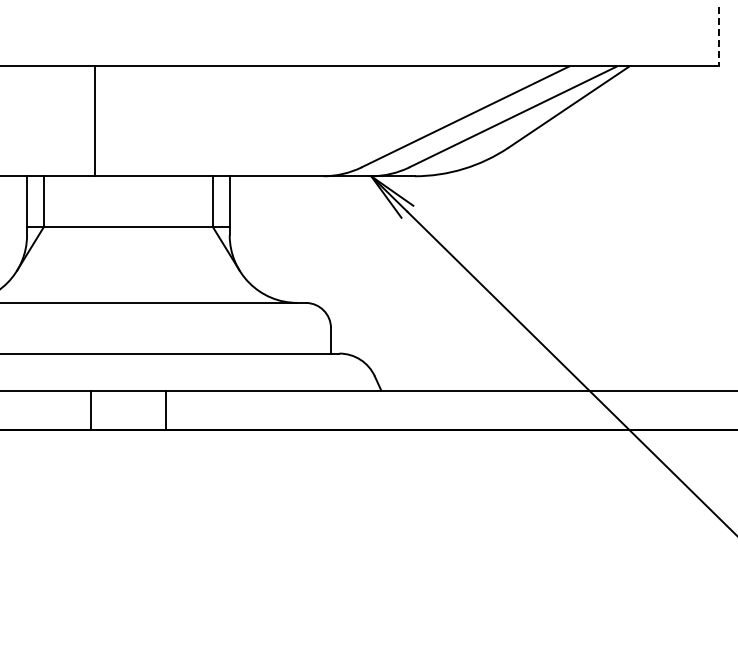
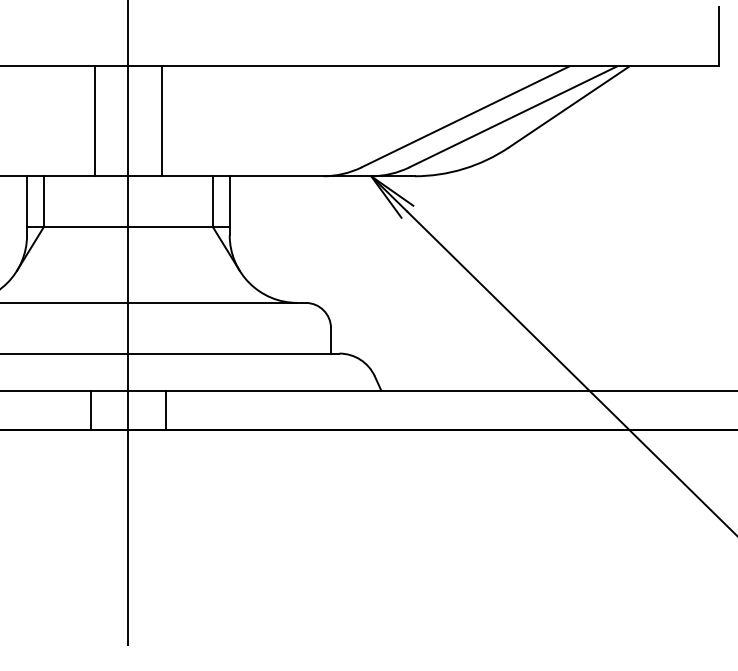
line: dashed -> solid (719, 36)
line: none -> present (162, 121)
line: none -> present (128, 324)
